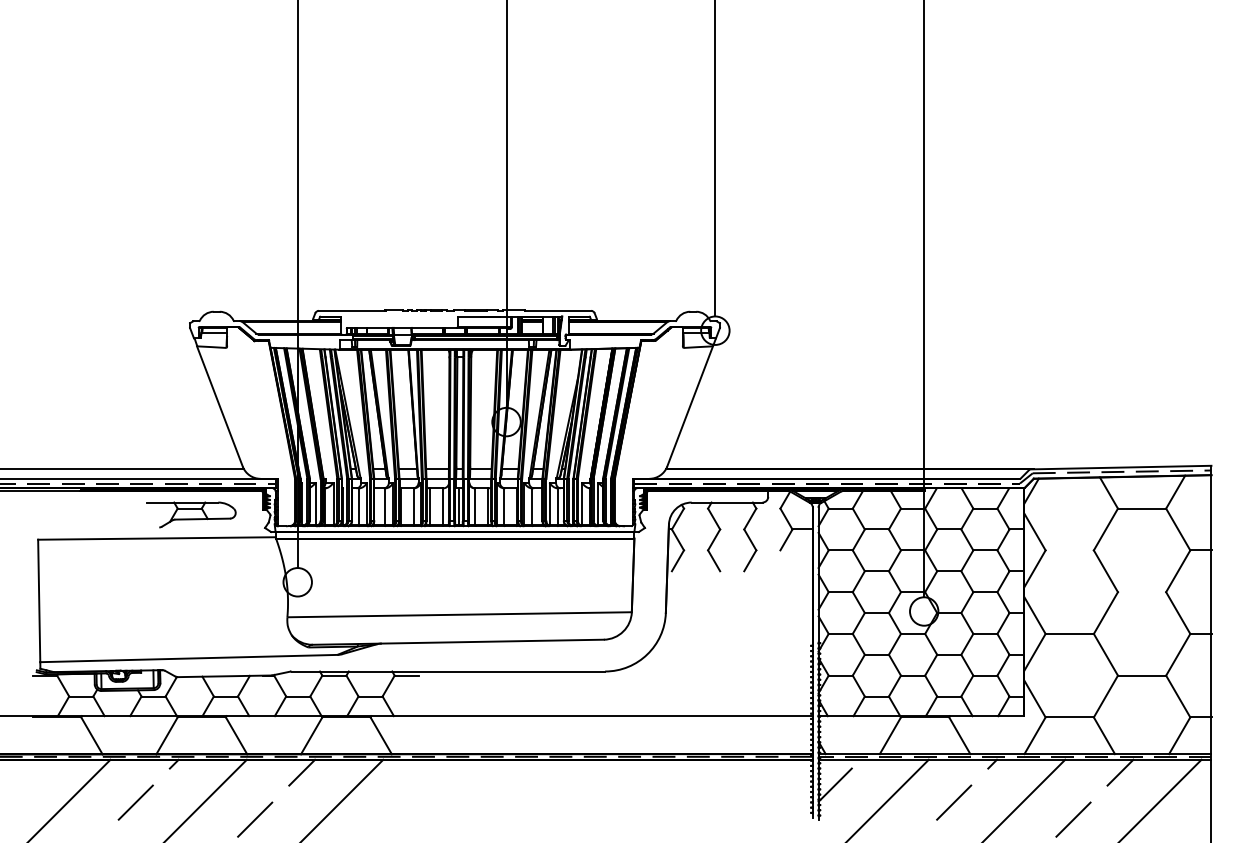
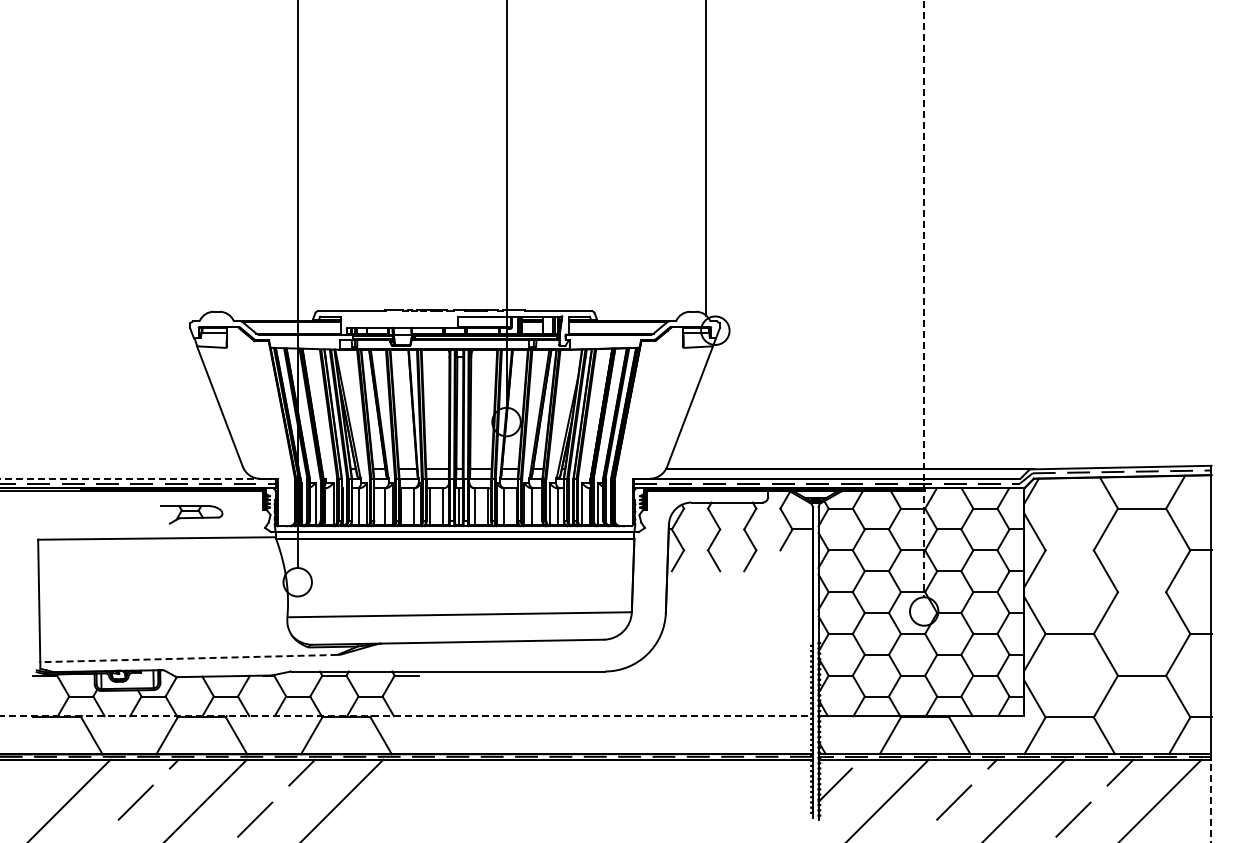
line position: (715, 159) -> (706, 159) (706, 159)
line: solid -> dashed (924, 298)
line: present -> none (123, 469)
line: solid -> dashed (137, 478)
part size: 91x28 px -> 64x20 px (191, 514)
line: solid -> dashed (188, 658)
line: solid -> dashed (407, 716)
line: solid -> dashed (1211, 800)
